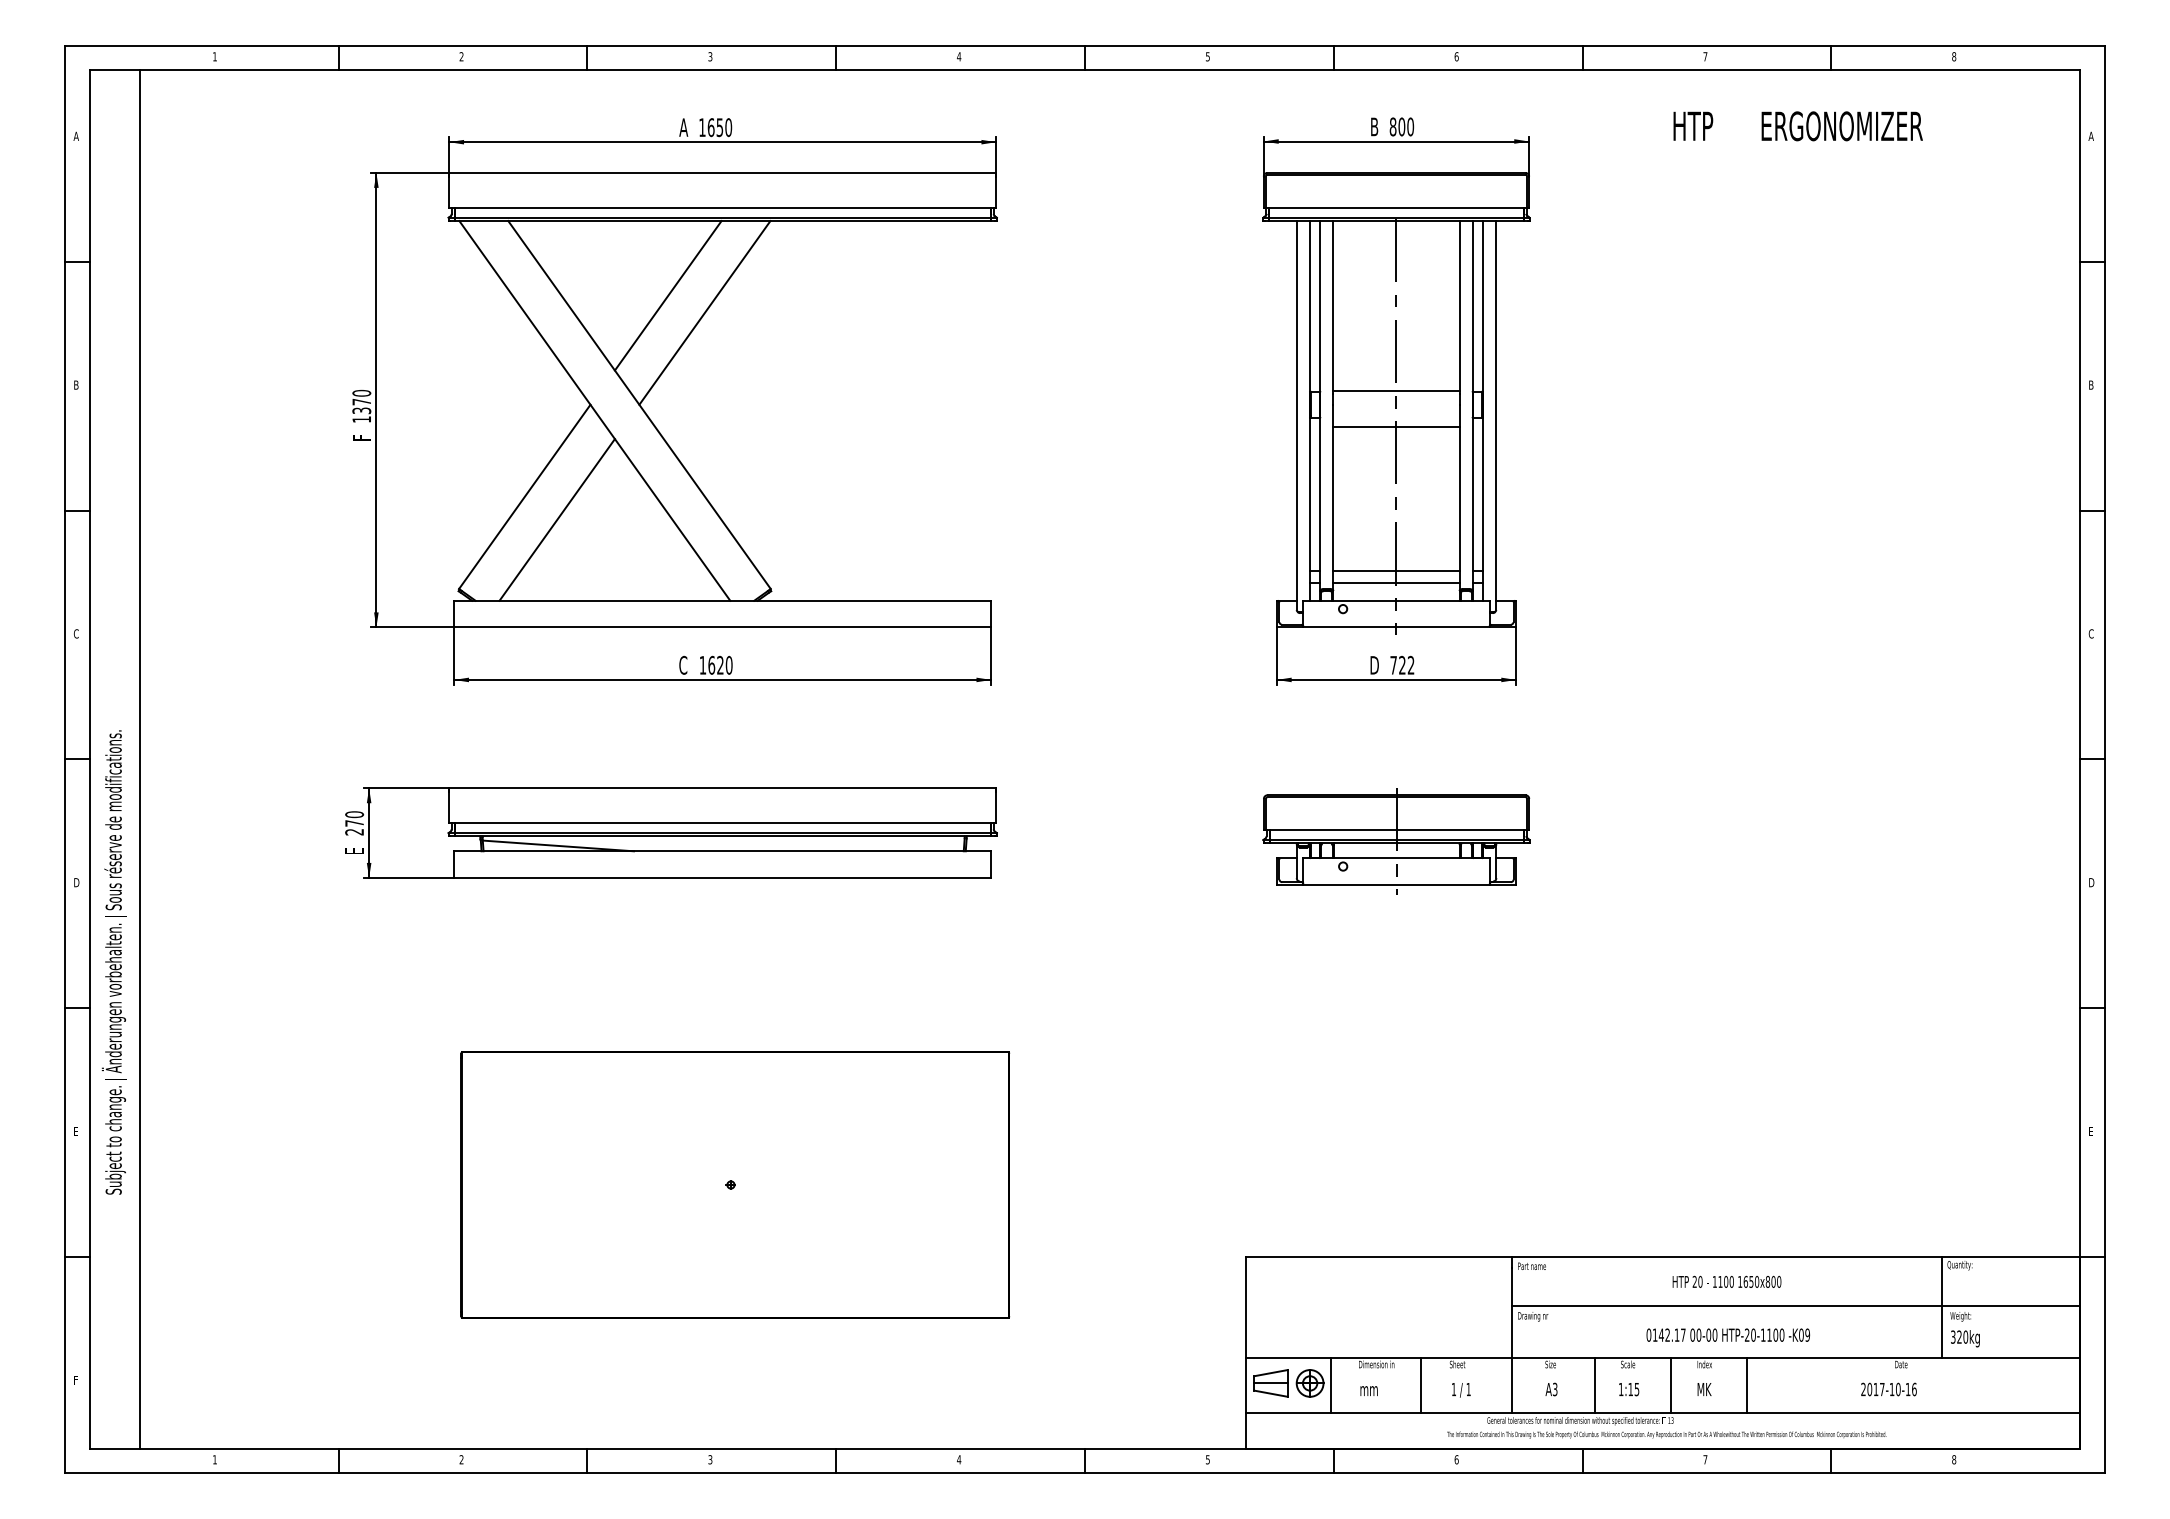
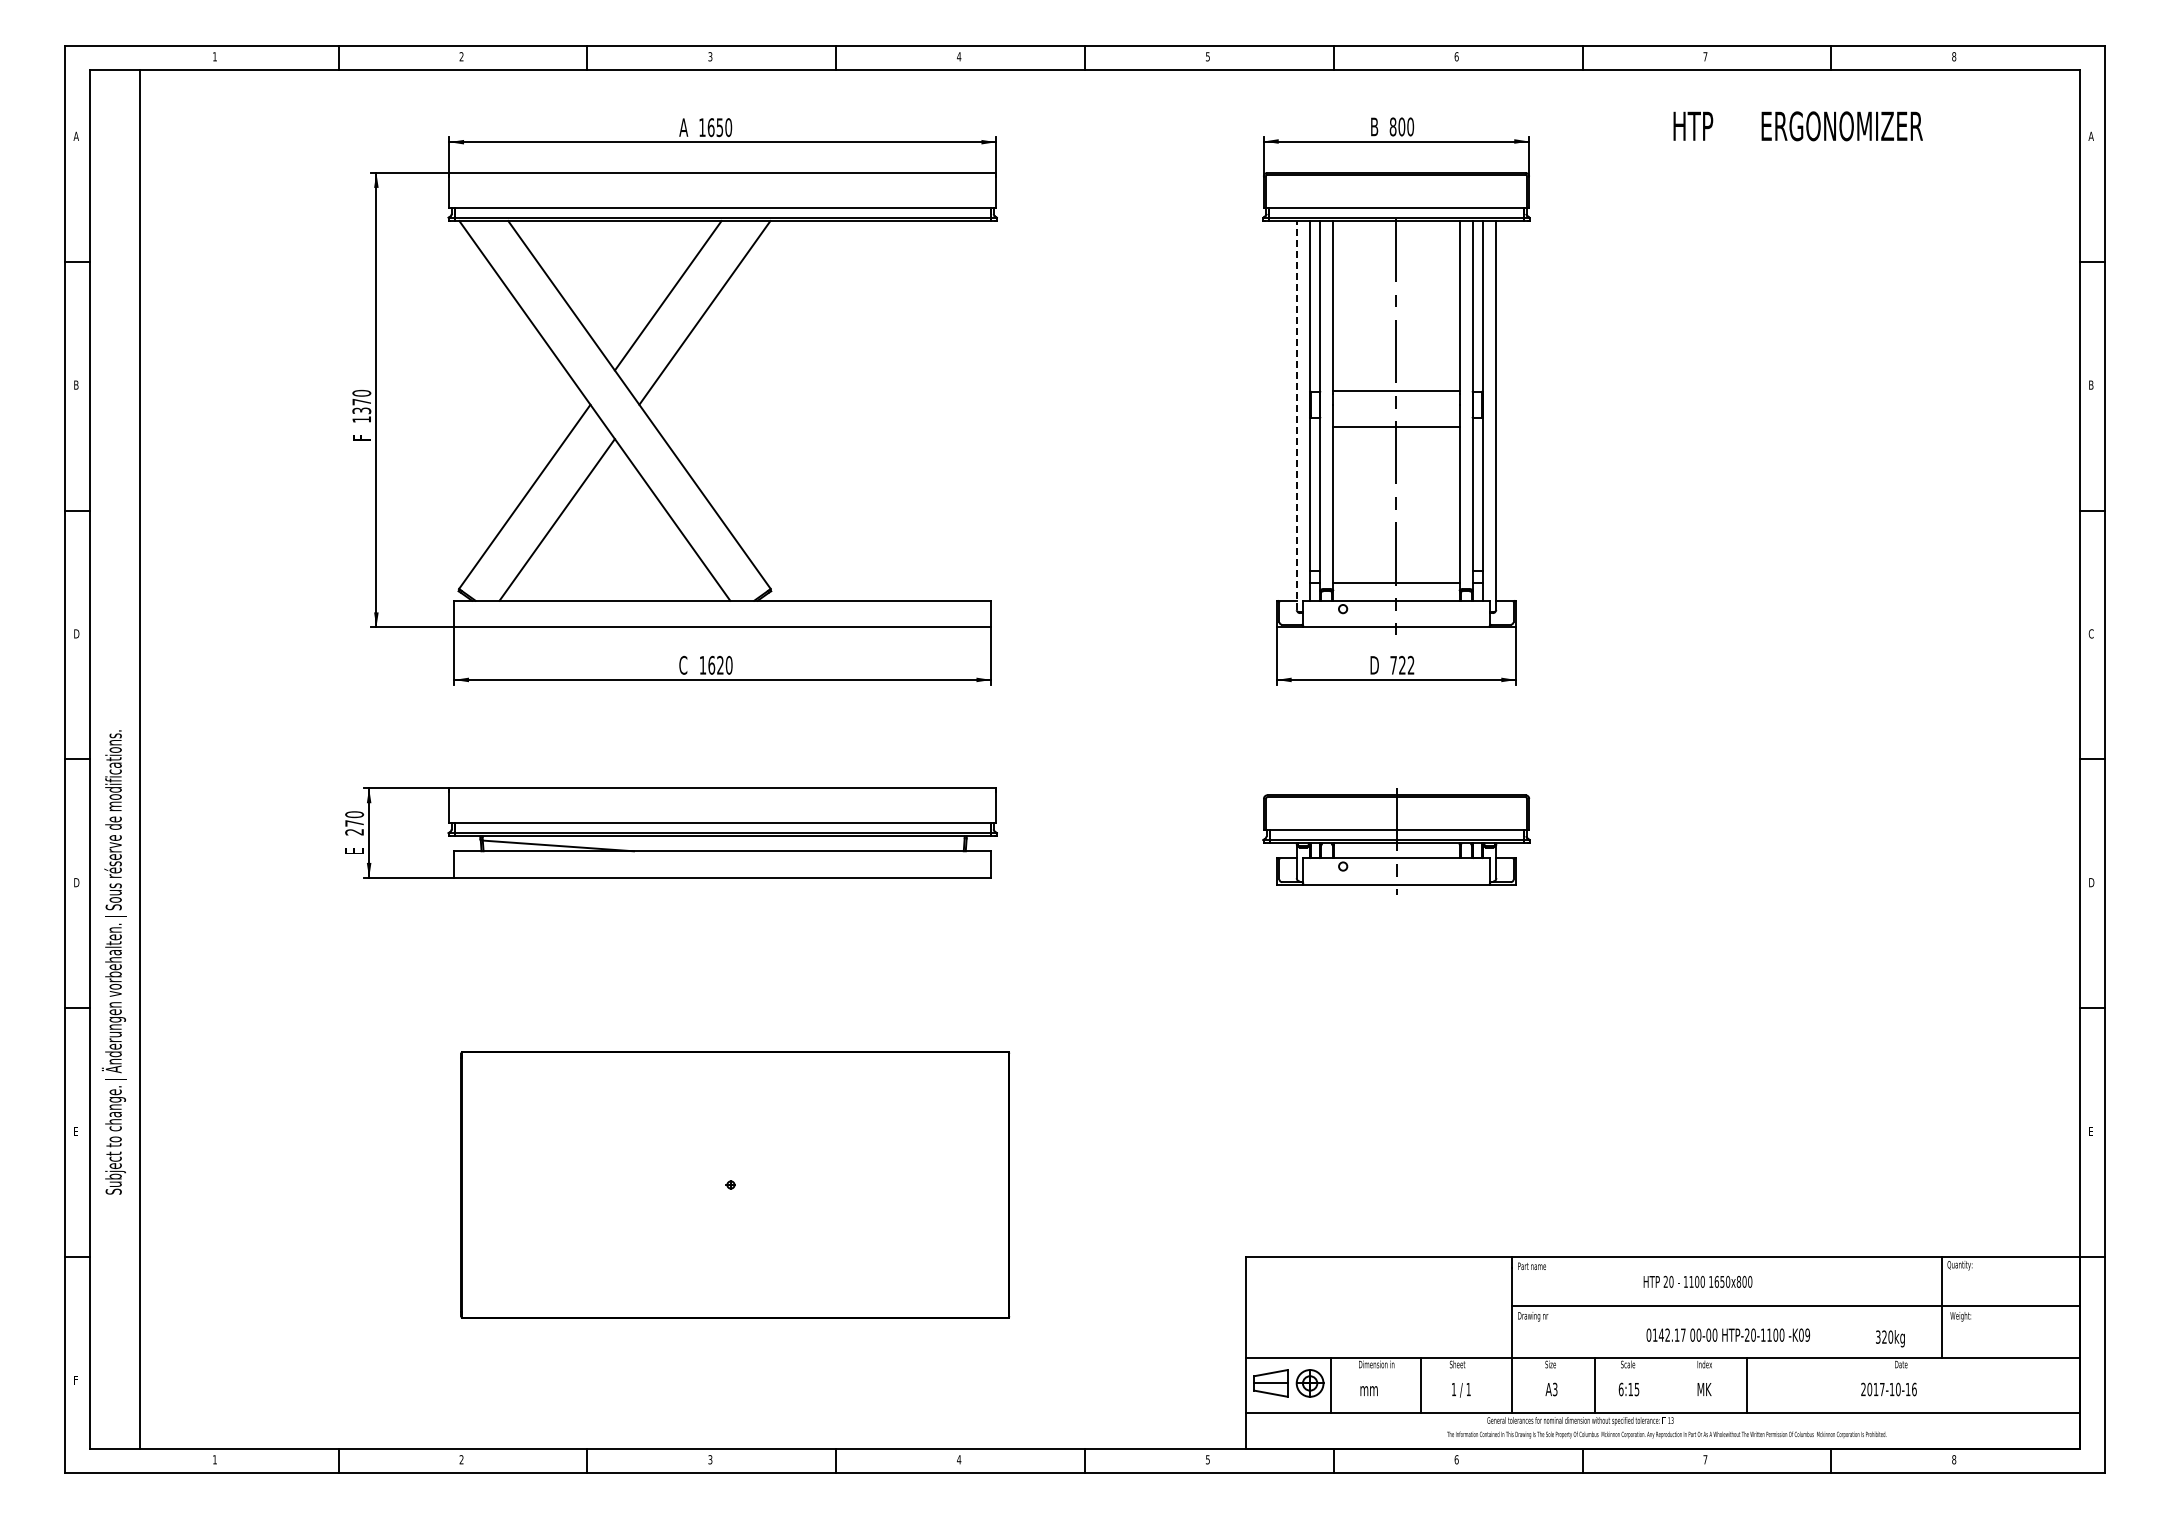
line: solid -> dashed (1296, 415)
line: present -> none (1396, 571)
text: C -> D (76, 633)
text position: (1726, 1281) -> (1697, 1281) (1697, 1281)
text position: (1965, 1338) -> (1890, 1338) (1890, 1338)
line: present -> none (1671, 1384)
text: 1:15 -> 6:15 (1620, 1389)
